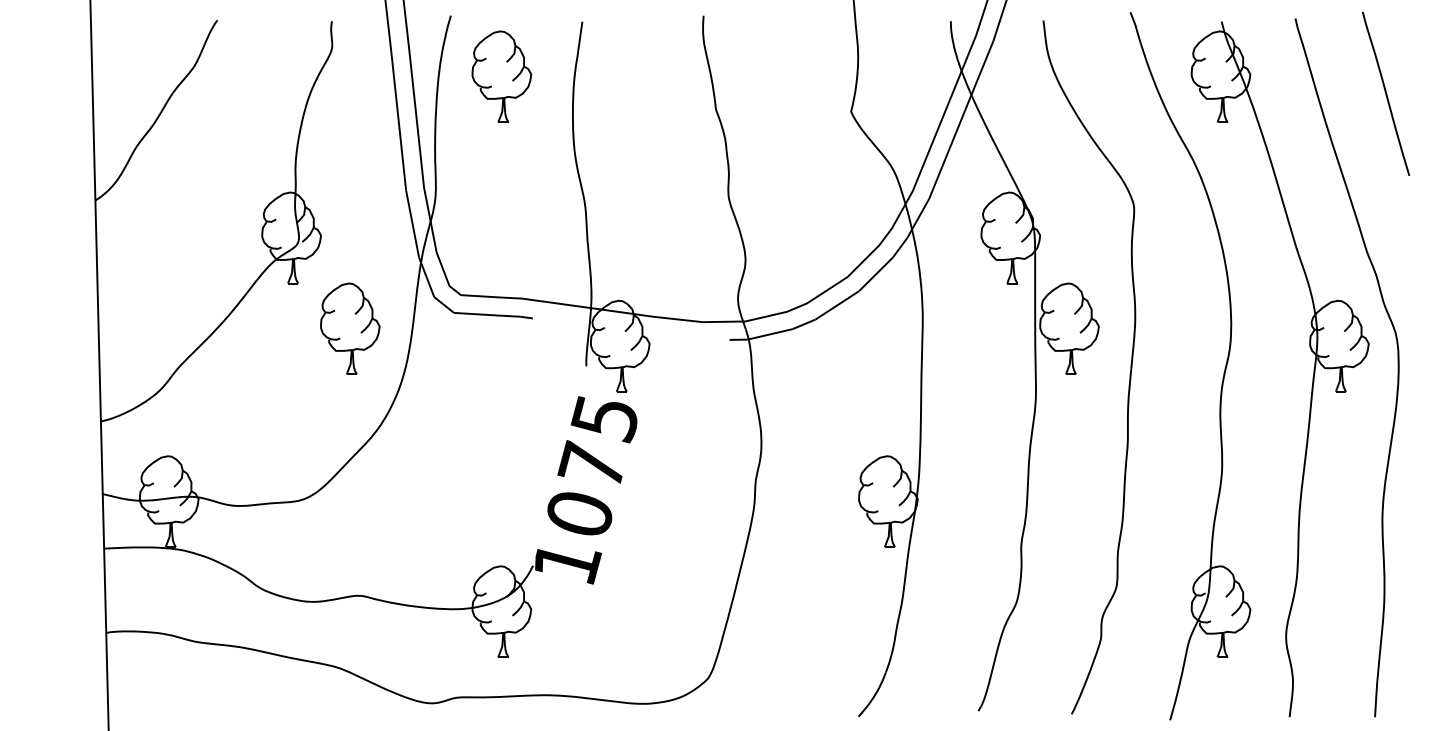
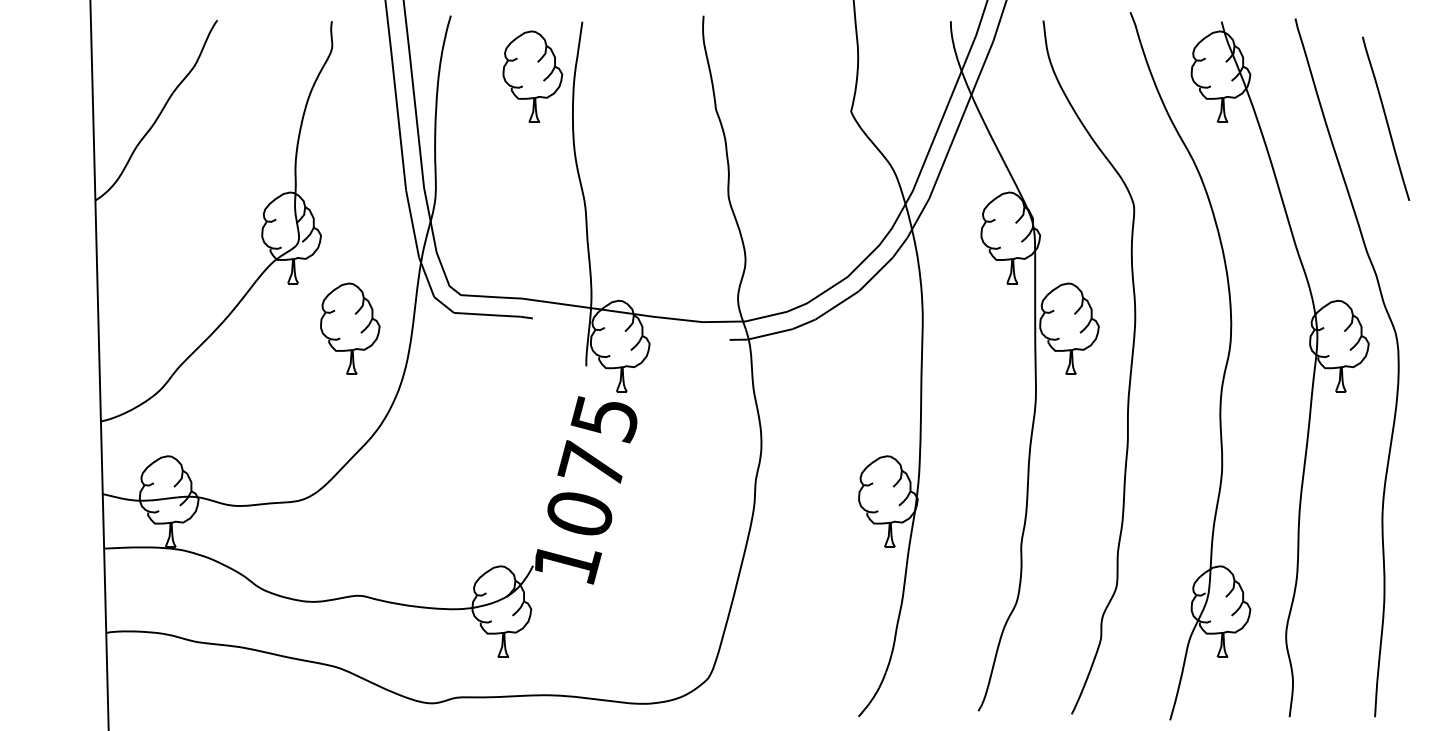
part position: (501, 76) -> (532, 76) (532, 76)
line position: (1386, 93) -> (1386, 118) (1386, 118)
